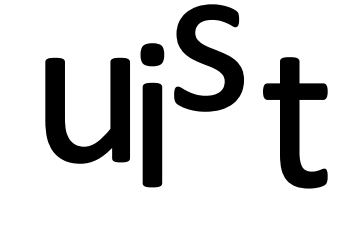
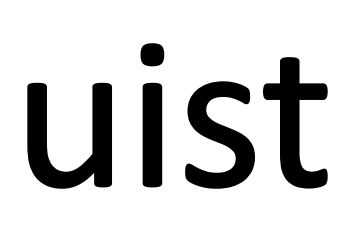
part position: (208, 57) -> (219, 134) (219, 134)
part position: (64, 110) -> (46, 135) (46, 135)
